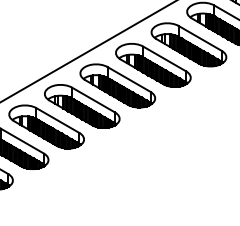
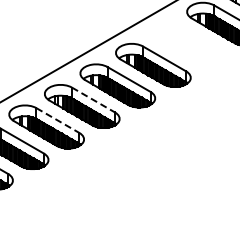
part: present -> none (188, 44)
line: solid -> dashed (93, 100)
line: solid -> dashed (57, 120)
